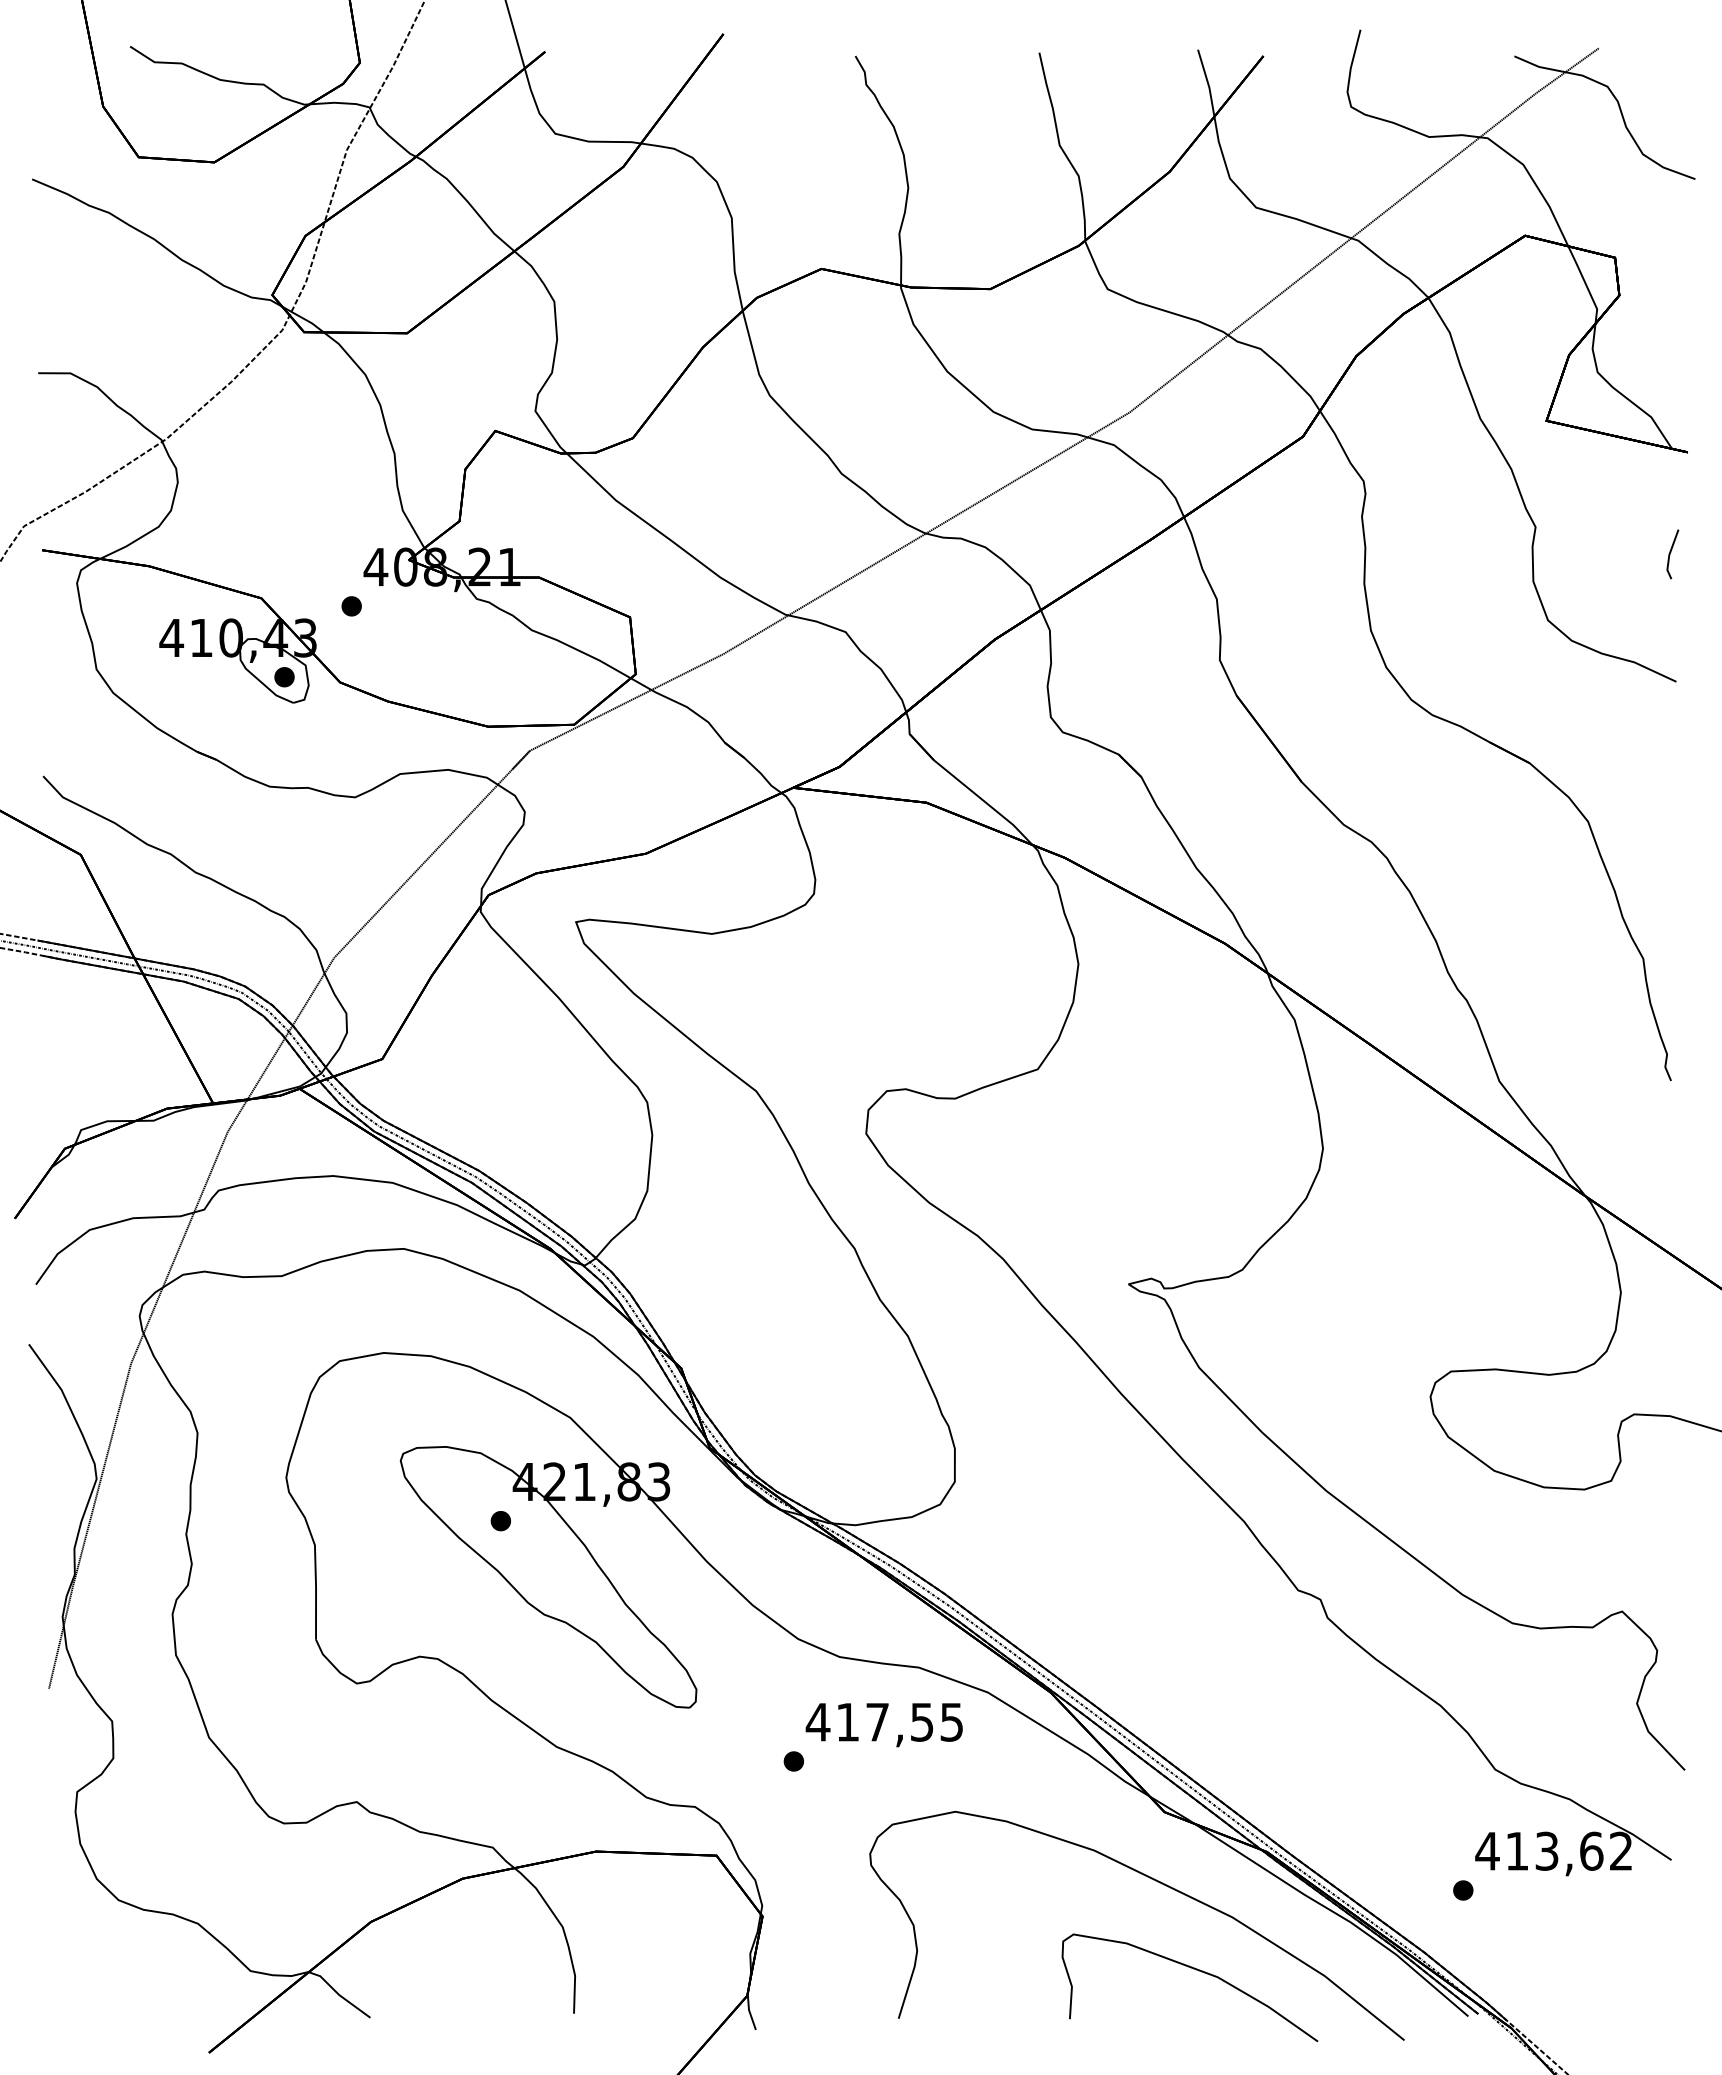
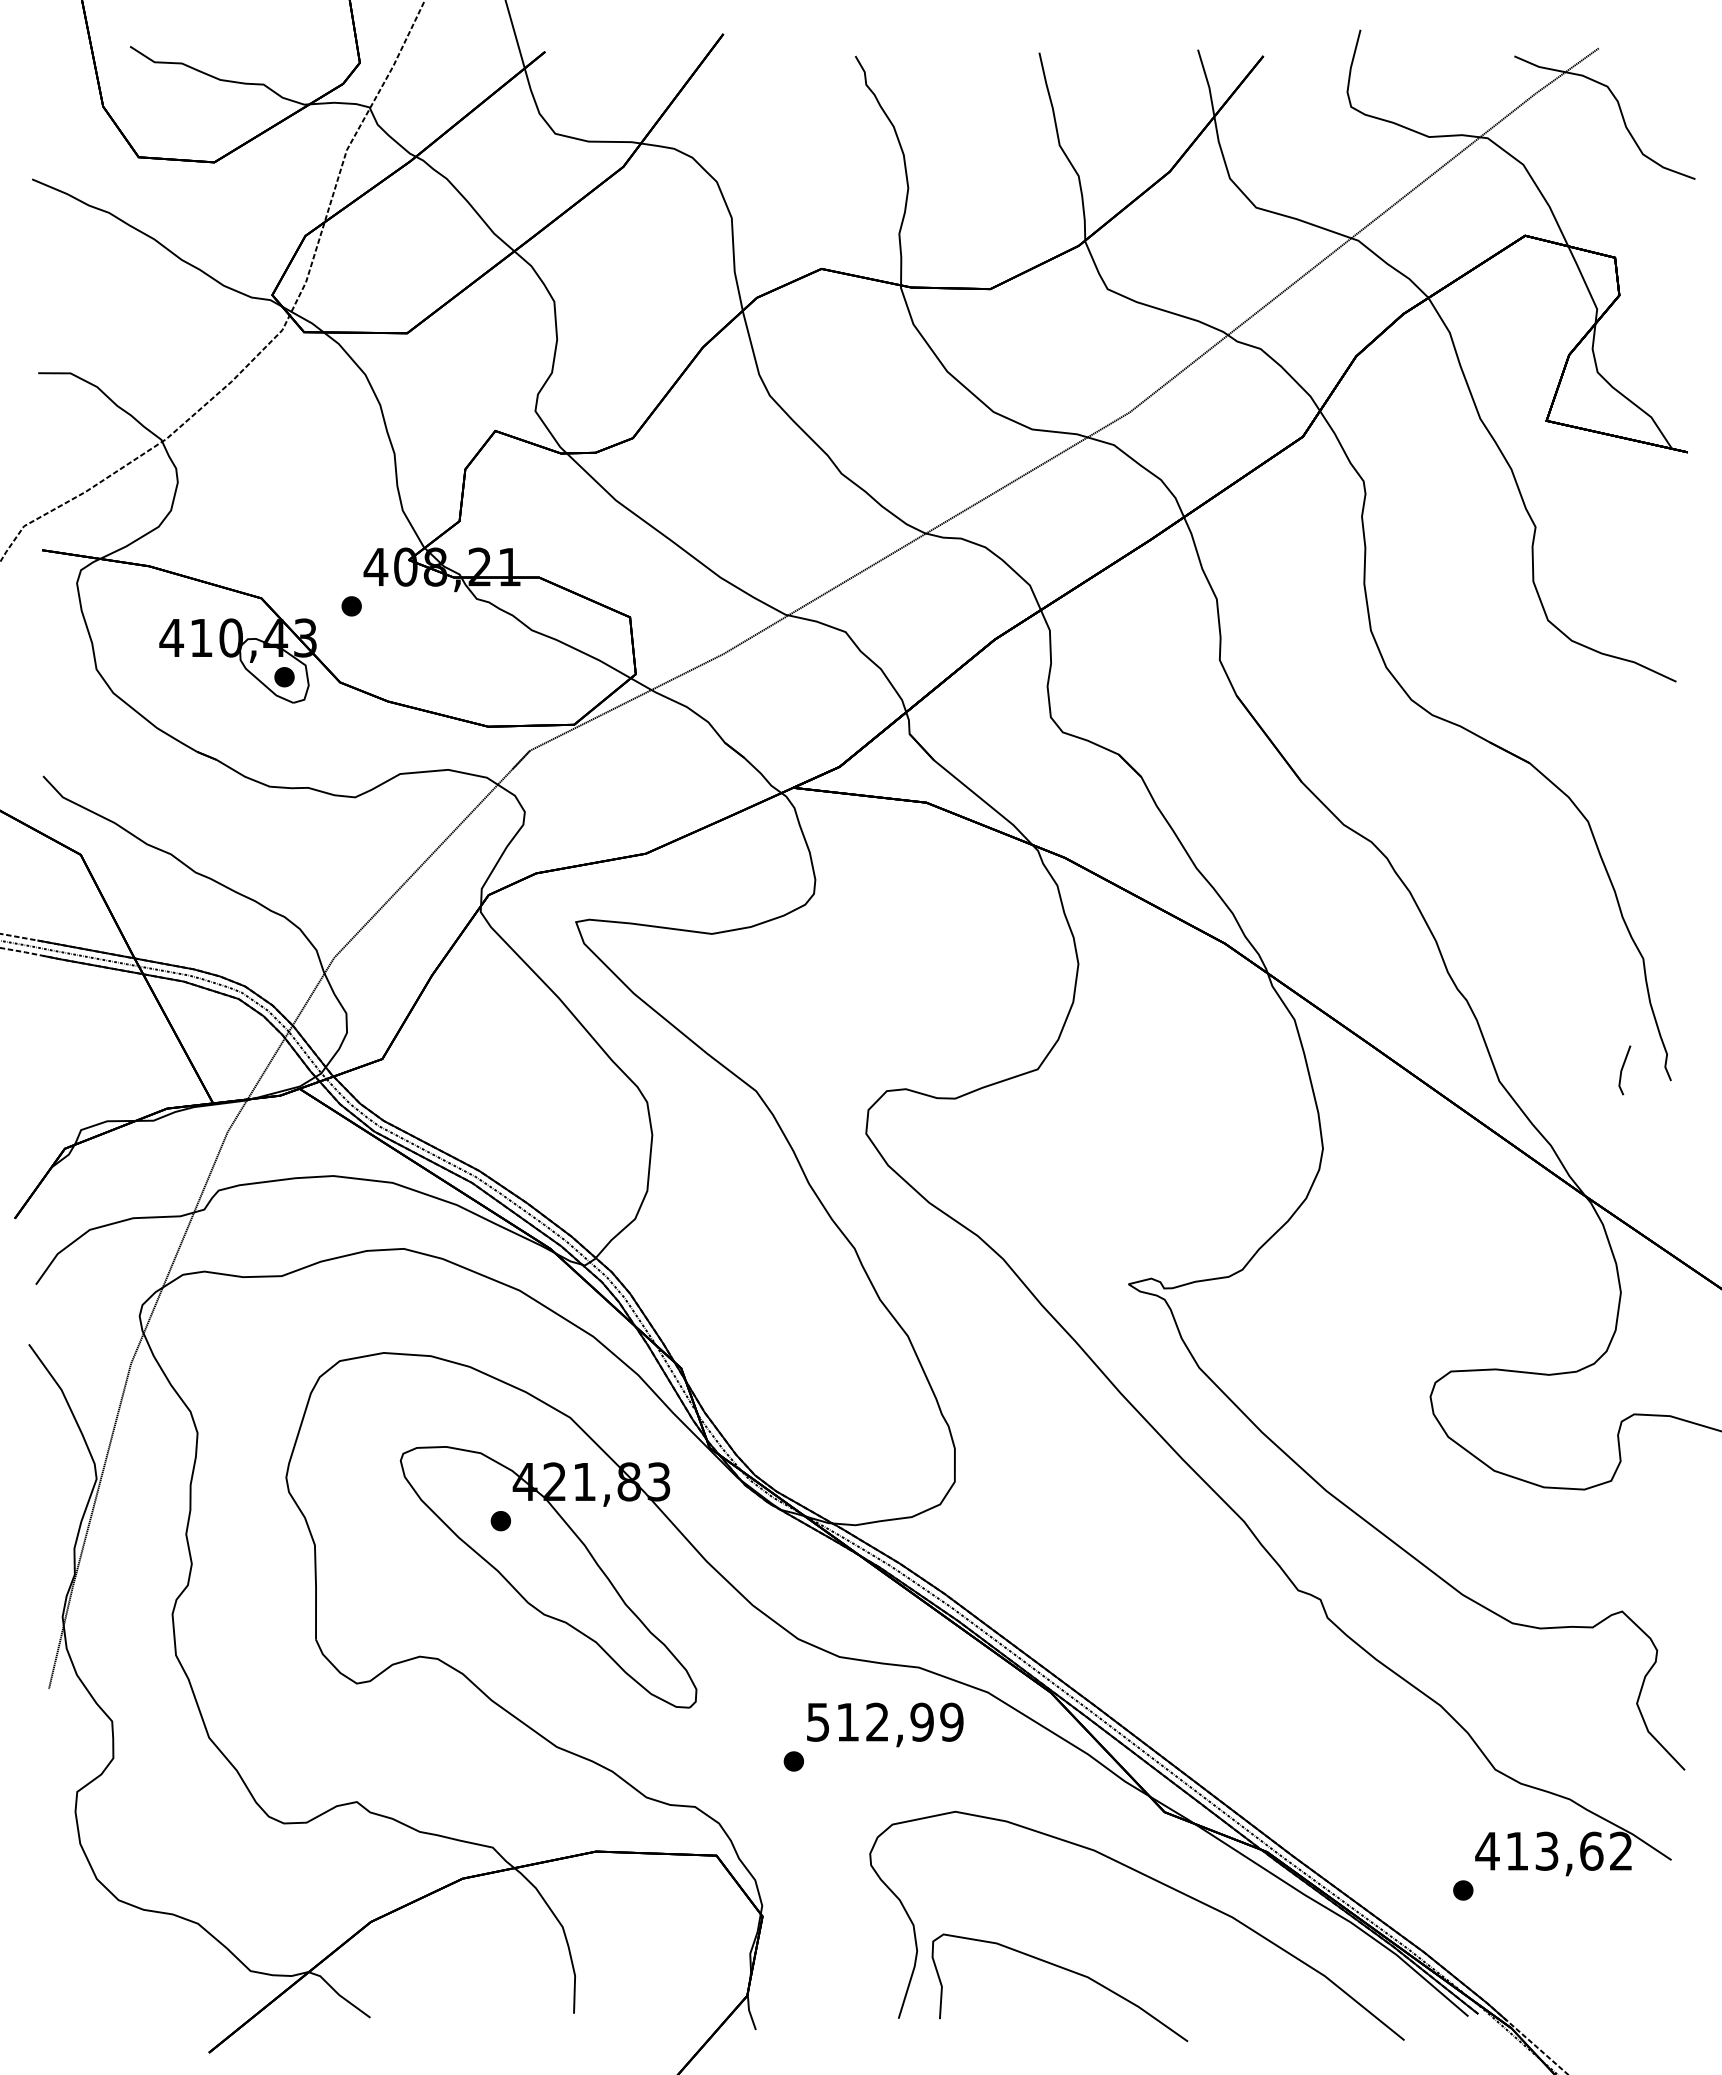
line position: (1670, 554) -> (1622, 1070) (1622, 1070)
text: 417,55 -> 512,99 (884, 1721)
curve position: (1198, 1971) -> (1068, 1971) (1068, 1971)
